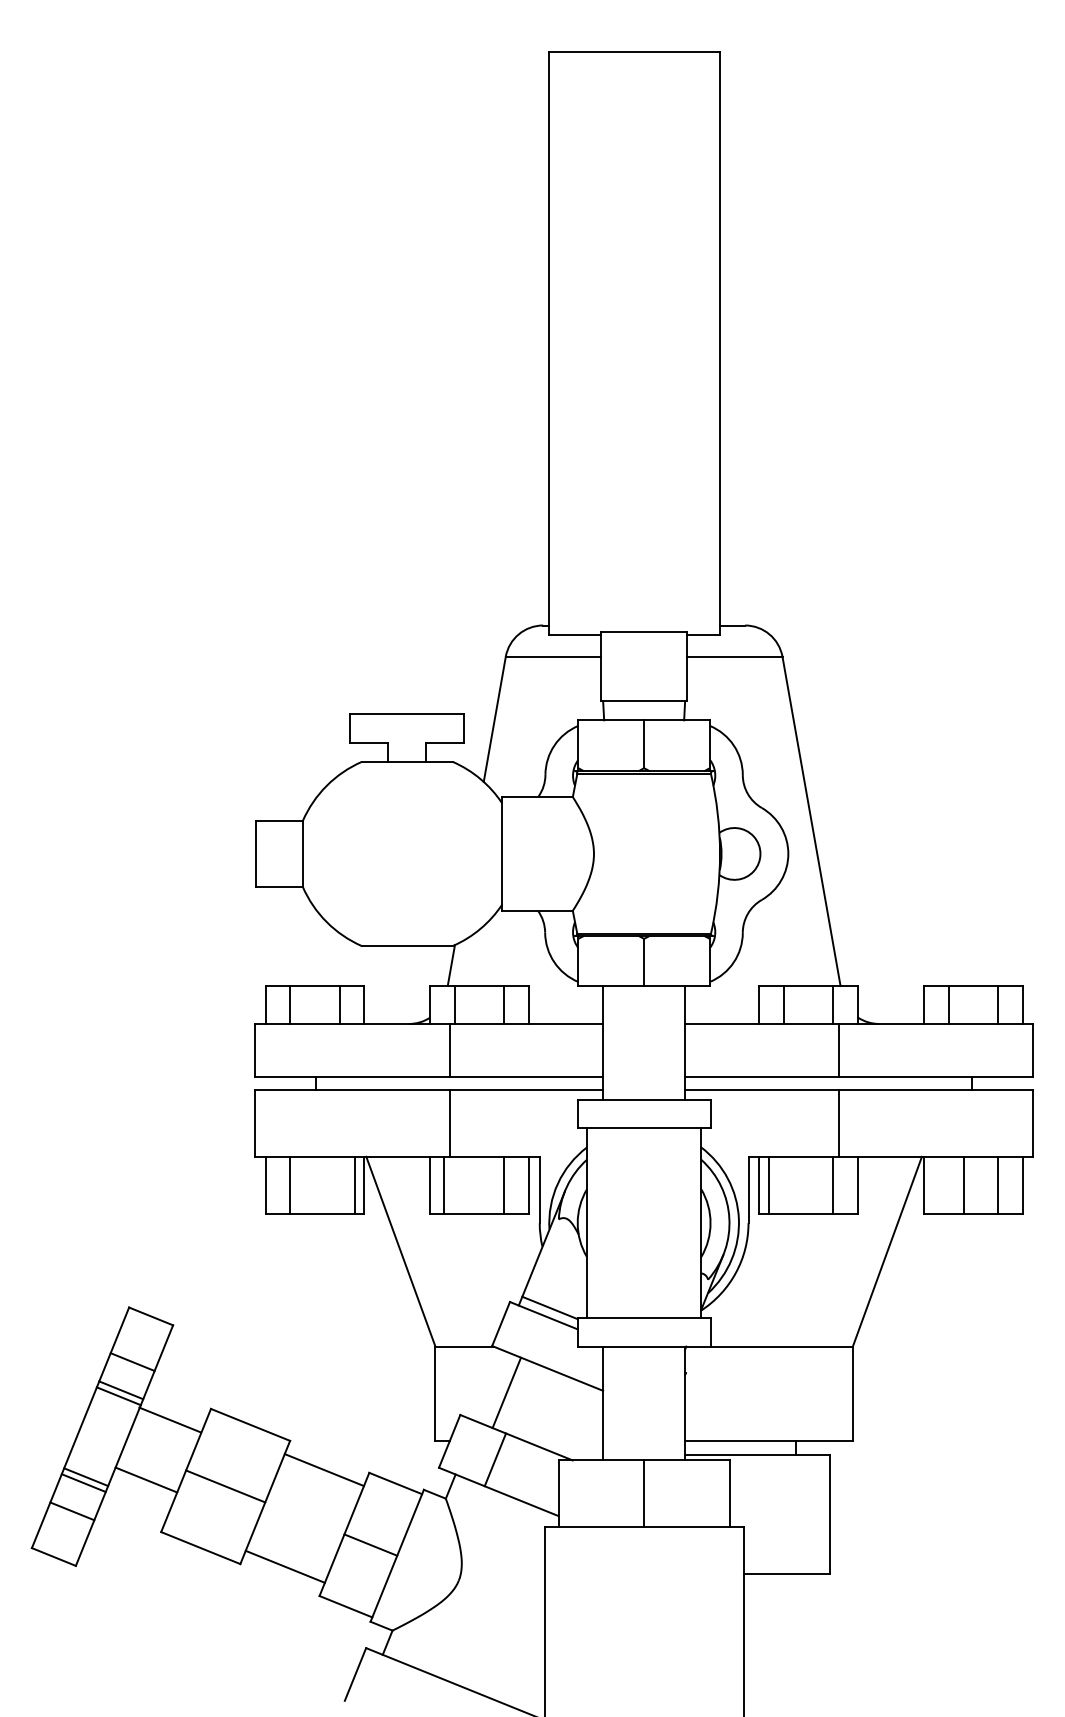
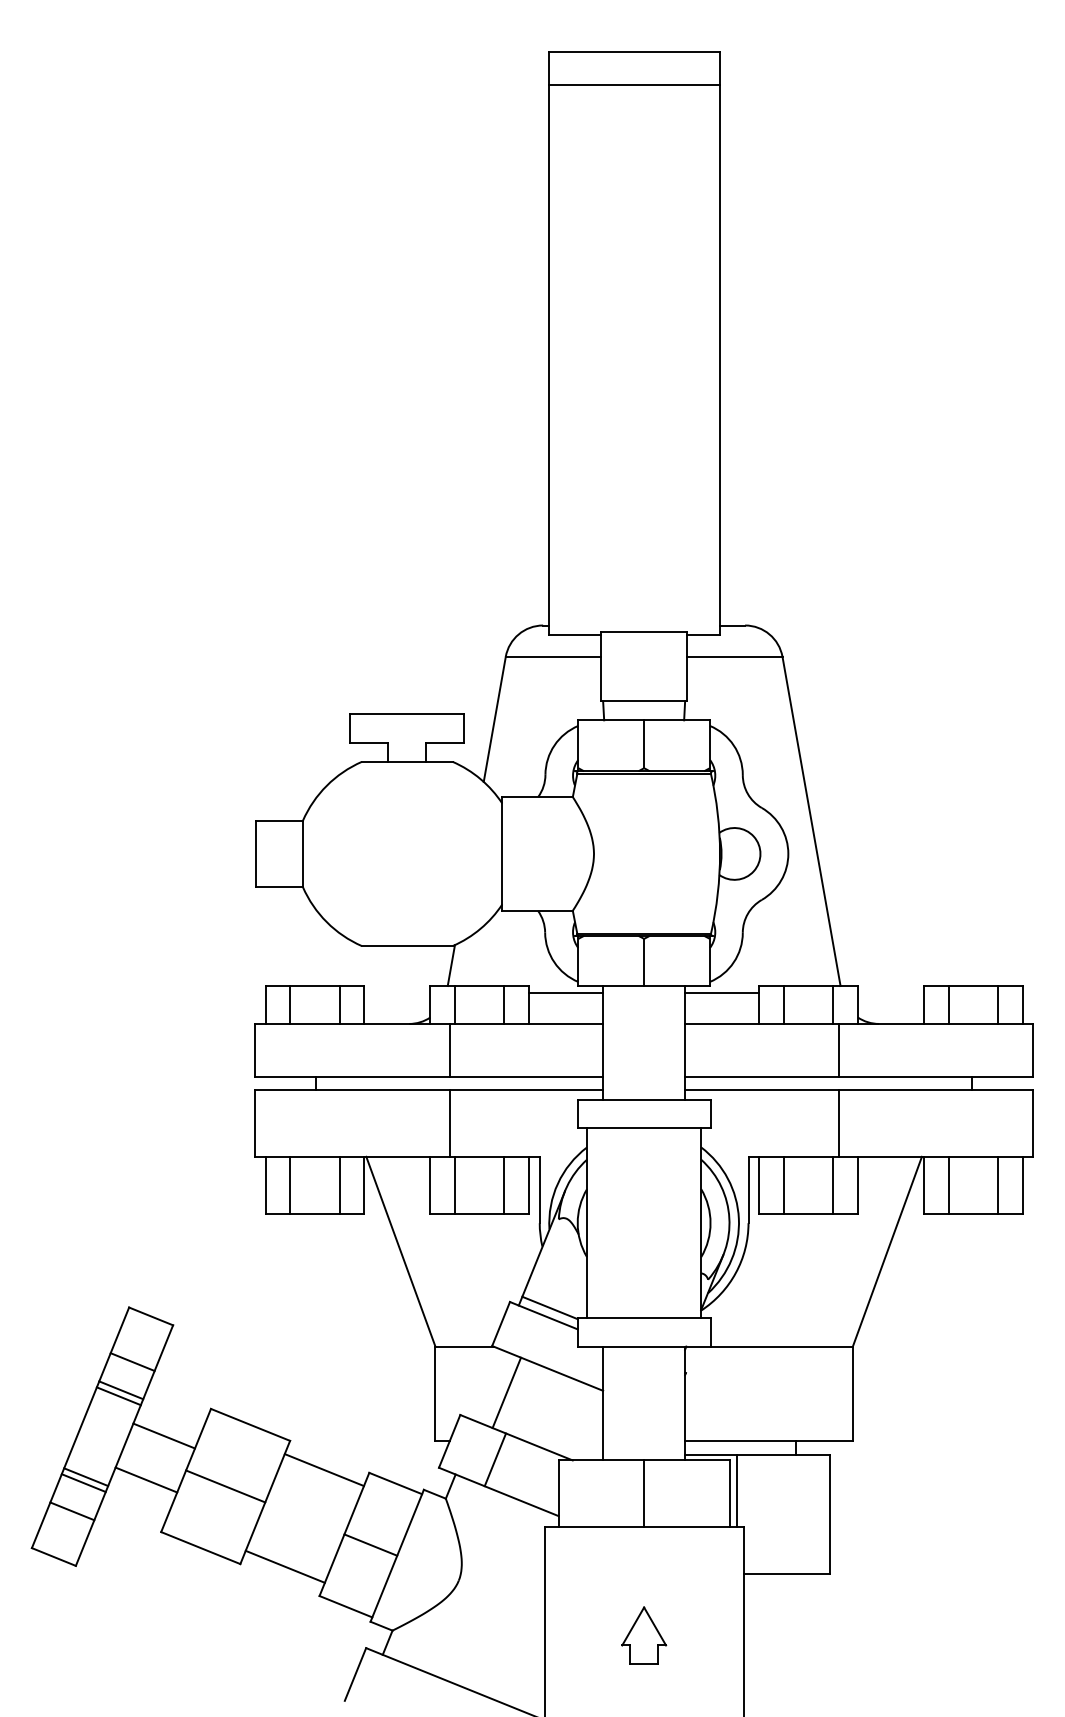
line: none -> present (634, 84)
line: none -> present (565, 992)
line: none -> present (722, 992)
line position: (354, 1184) -> (339, 1184) (339, 1184)
line position: (443, 1184) -> (454, 1184) (454, 1184)
line position: (769, 1184) -> (784, 1184) (784, 1184)
line position: (963, 1184) -> (948, 1184) (948, 1184)
line position: (169, 1419) -> (163, 1435) (163, 1435)
line: none -> present (737, 1490)
part: none -> present (644, 1635)
